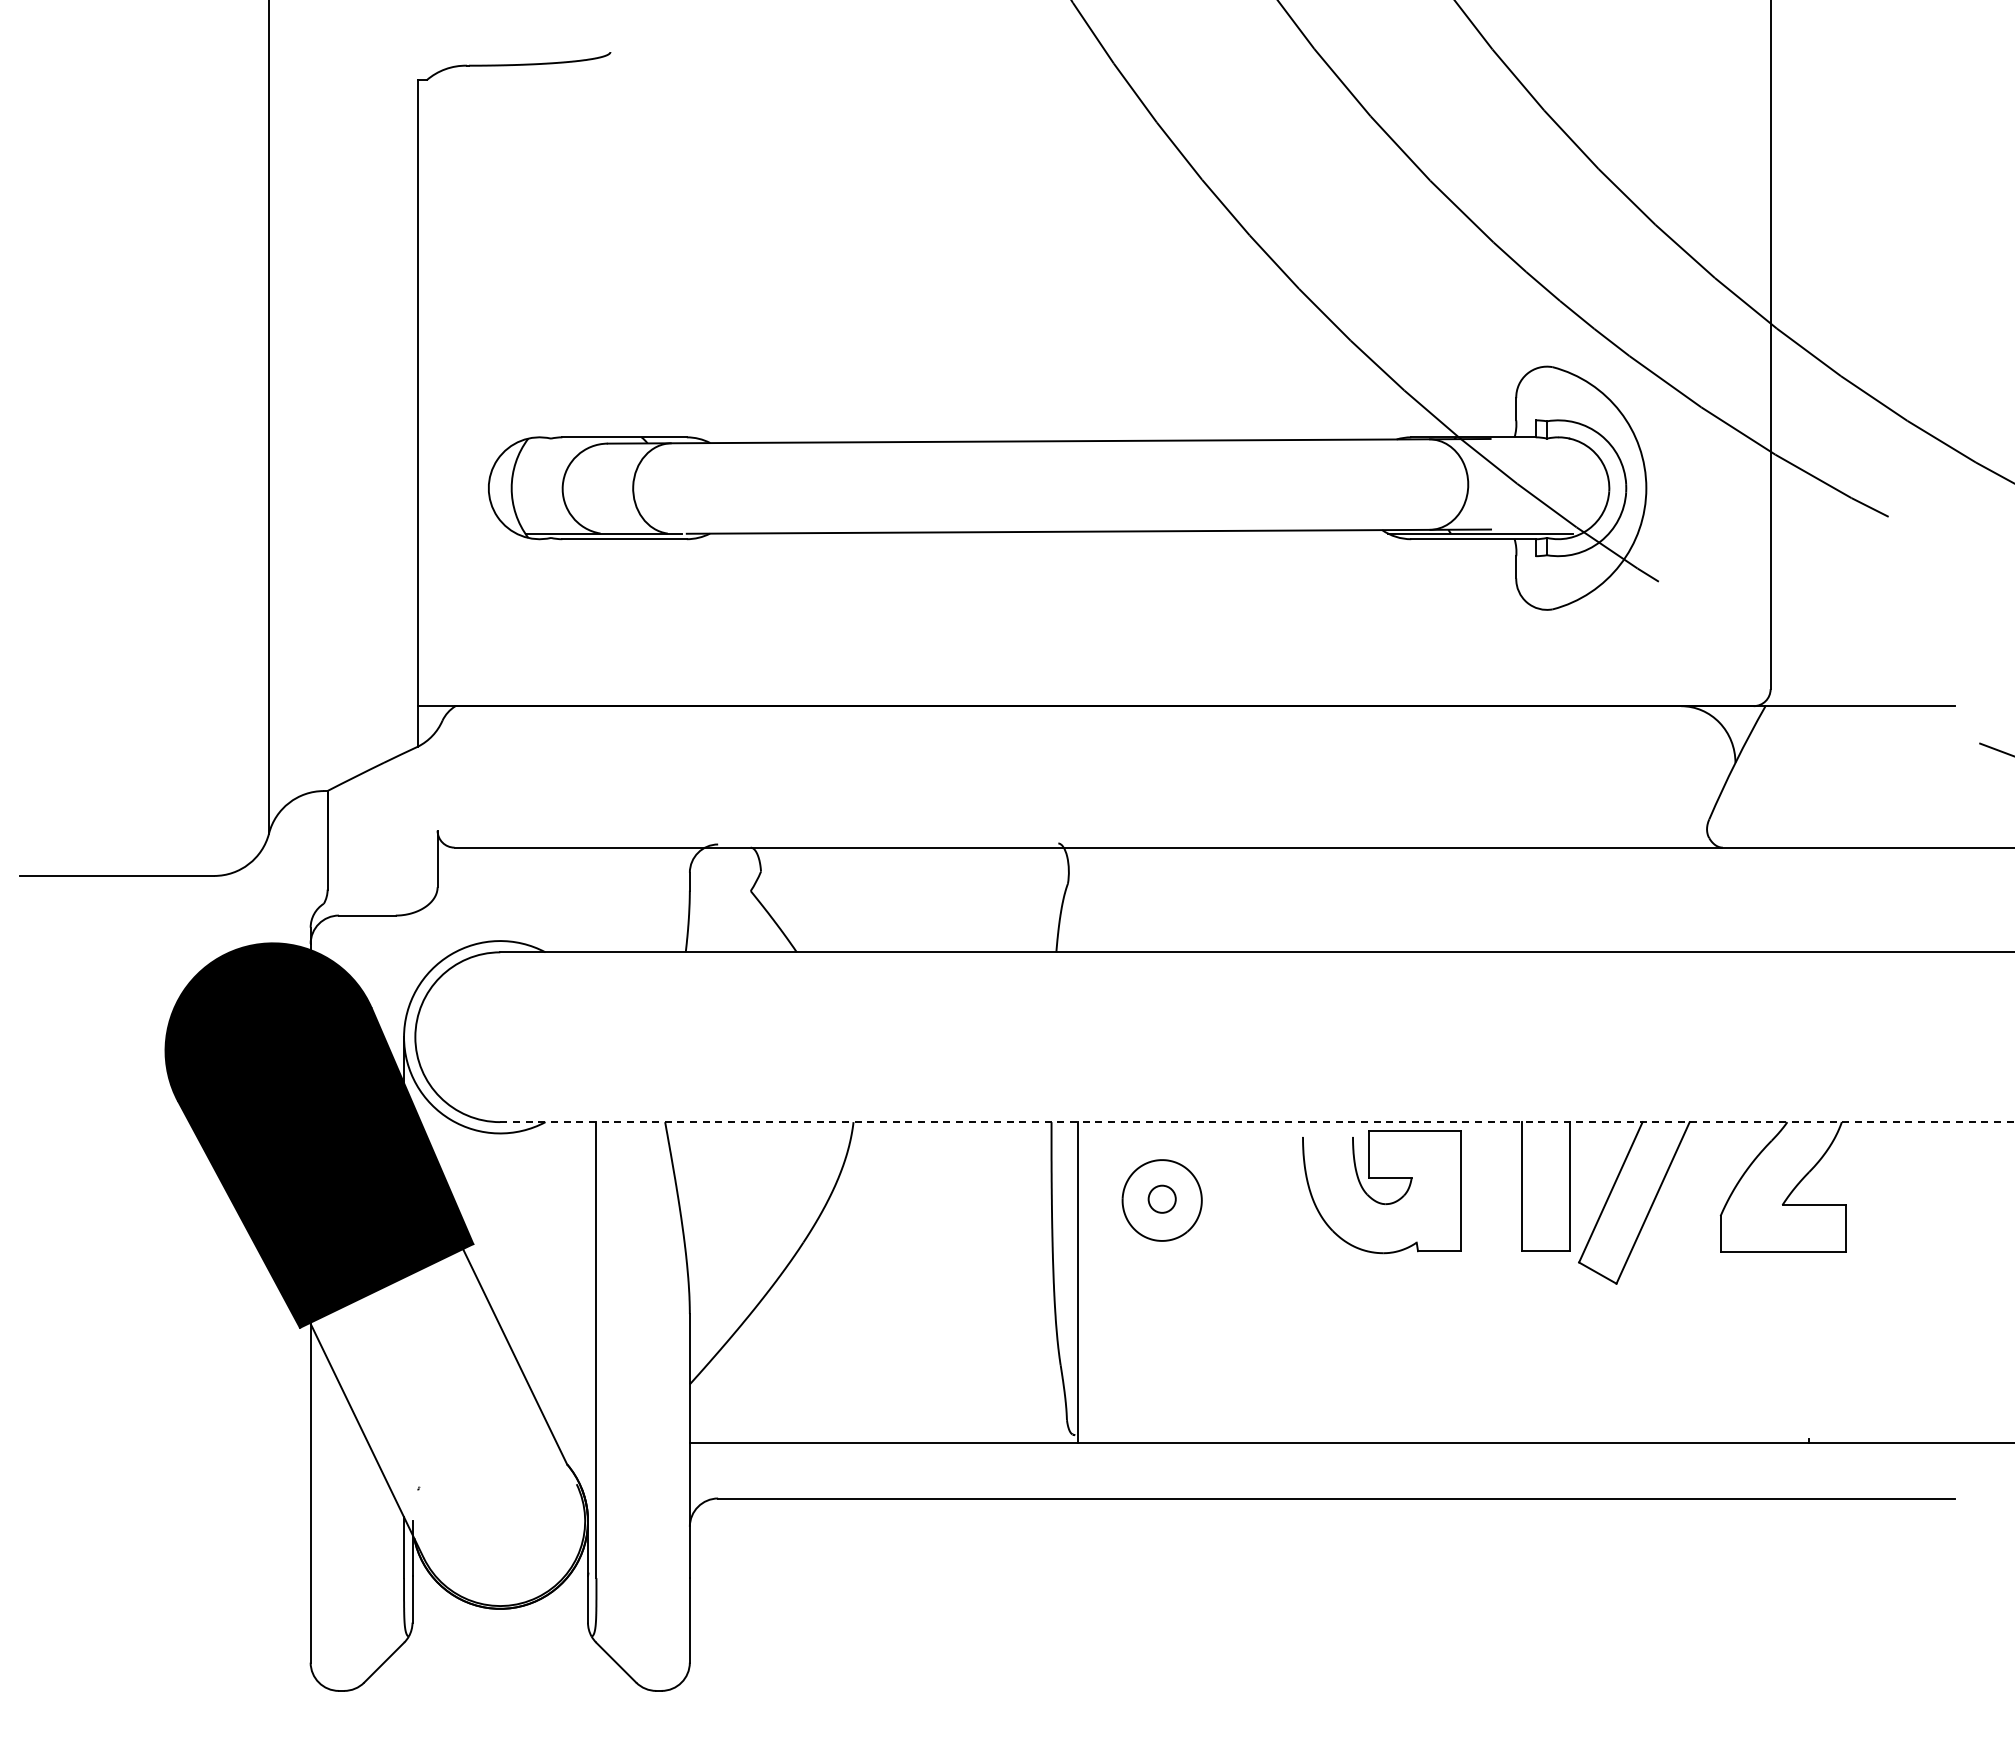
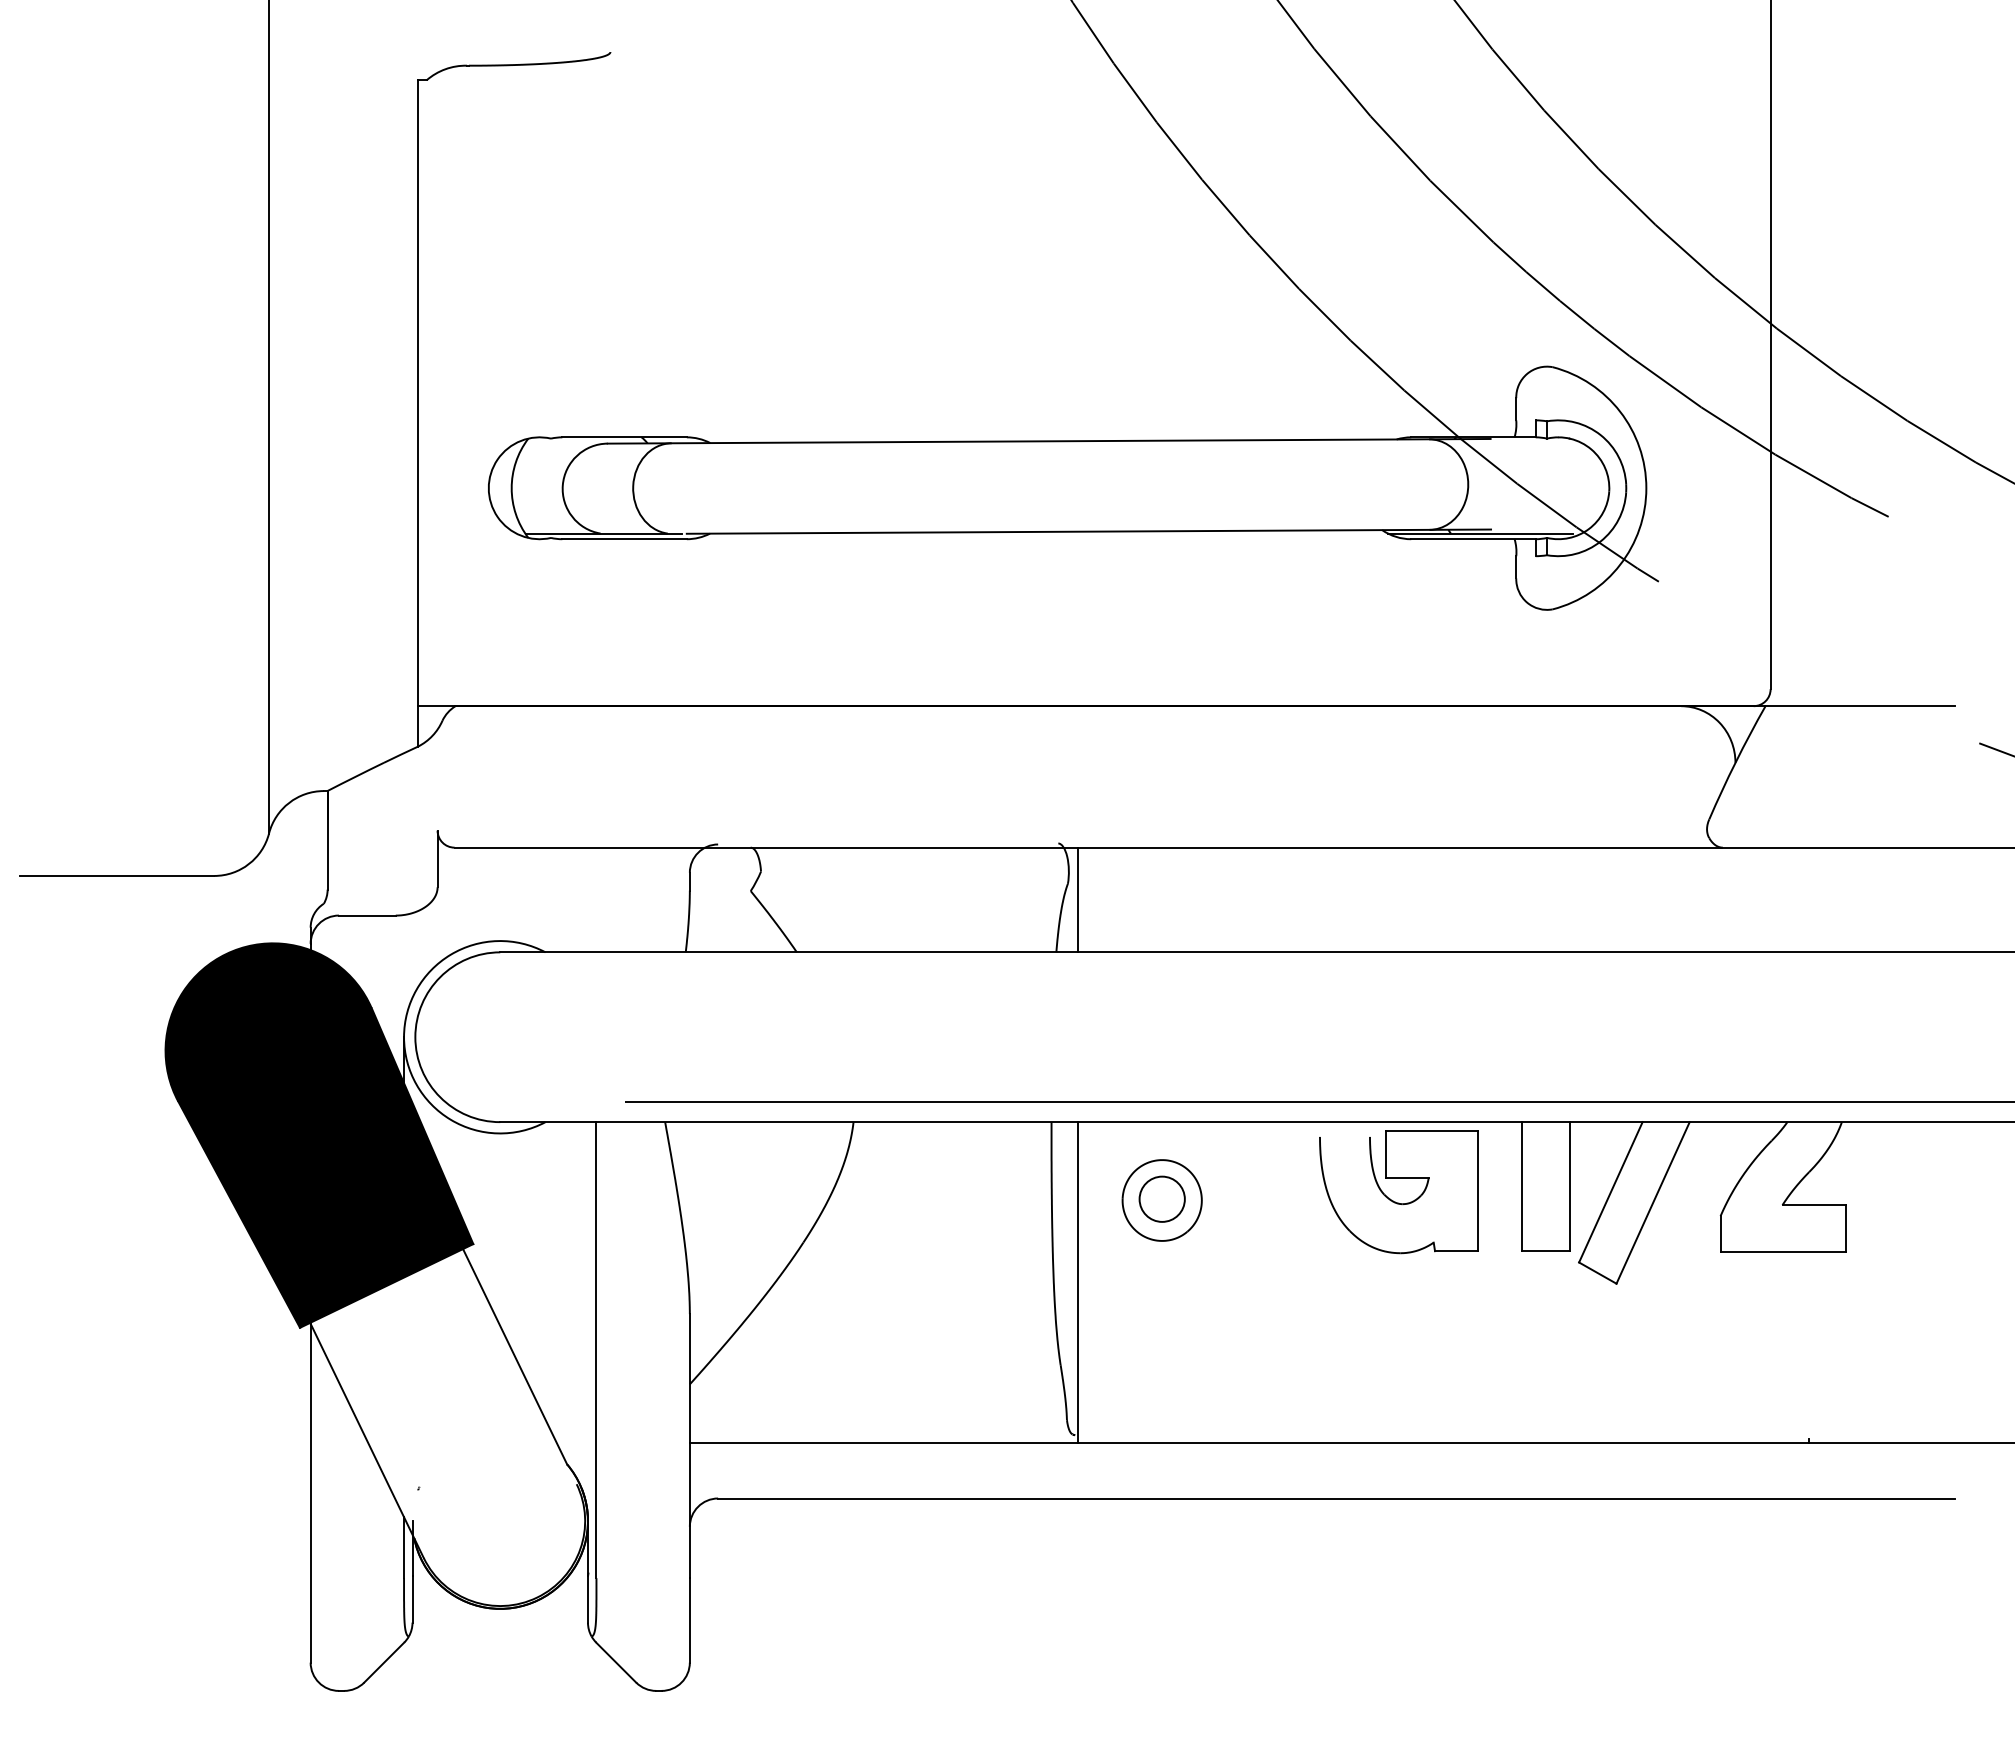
line: none -> present (1077, 899)
line: none -> present (1317, 1102)
line: dashed -> solid (1257, 1122)
circle diameter: 27 px -> 45 px (1161, 1198)
part position: (1376, 1200) -> (1393, 1200) (1393, 1200)
